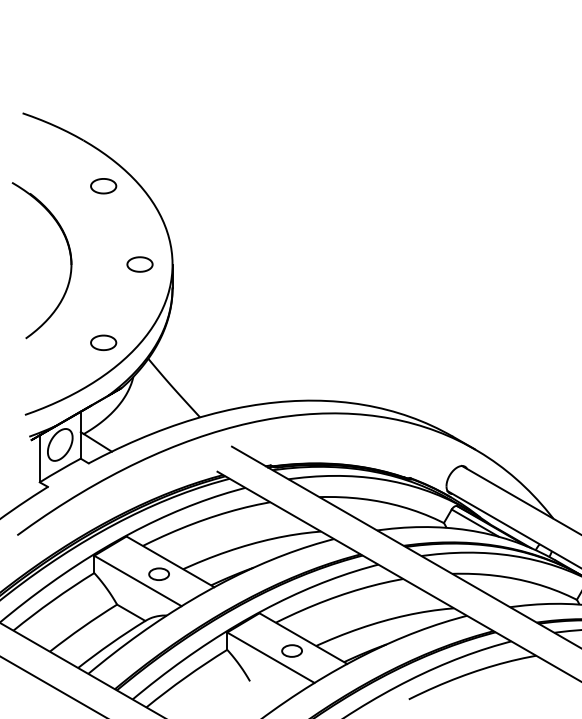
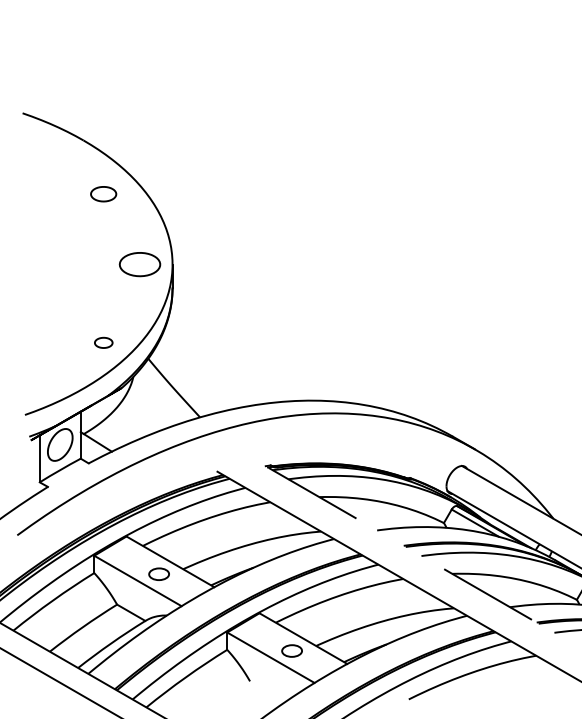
part position: (103, 186) -> (103, 194) (103, 194)
part: present -> none (69, 255)
part size: 28x17 px -> 44x26 px (139, 264)
part size: 28x18 px -> 20x13 px (103, 342)
line: solid -> dashed (406, 547)
line position: (52, 686) -> (59, 682) (59, 682)
